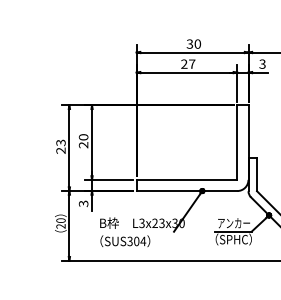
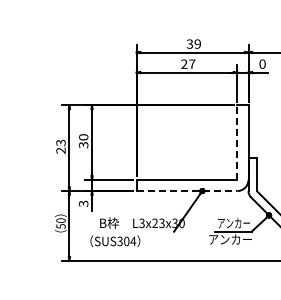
text: 30 -> 39 (197, 43)
text: 3 -> 0 (262, 63)
line: solid -> dashed (237, 142)
text: 20 -> 30 (84, 145)
line: solid -> dashed (187, 191)
text: 20 -> 50 (60, 226)
text: （SPHC） -> アンカー (230, 239)
text position: (125, 241) -> (115, 241) (115, 241)
